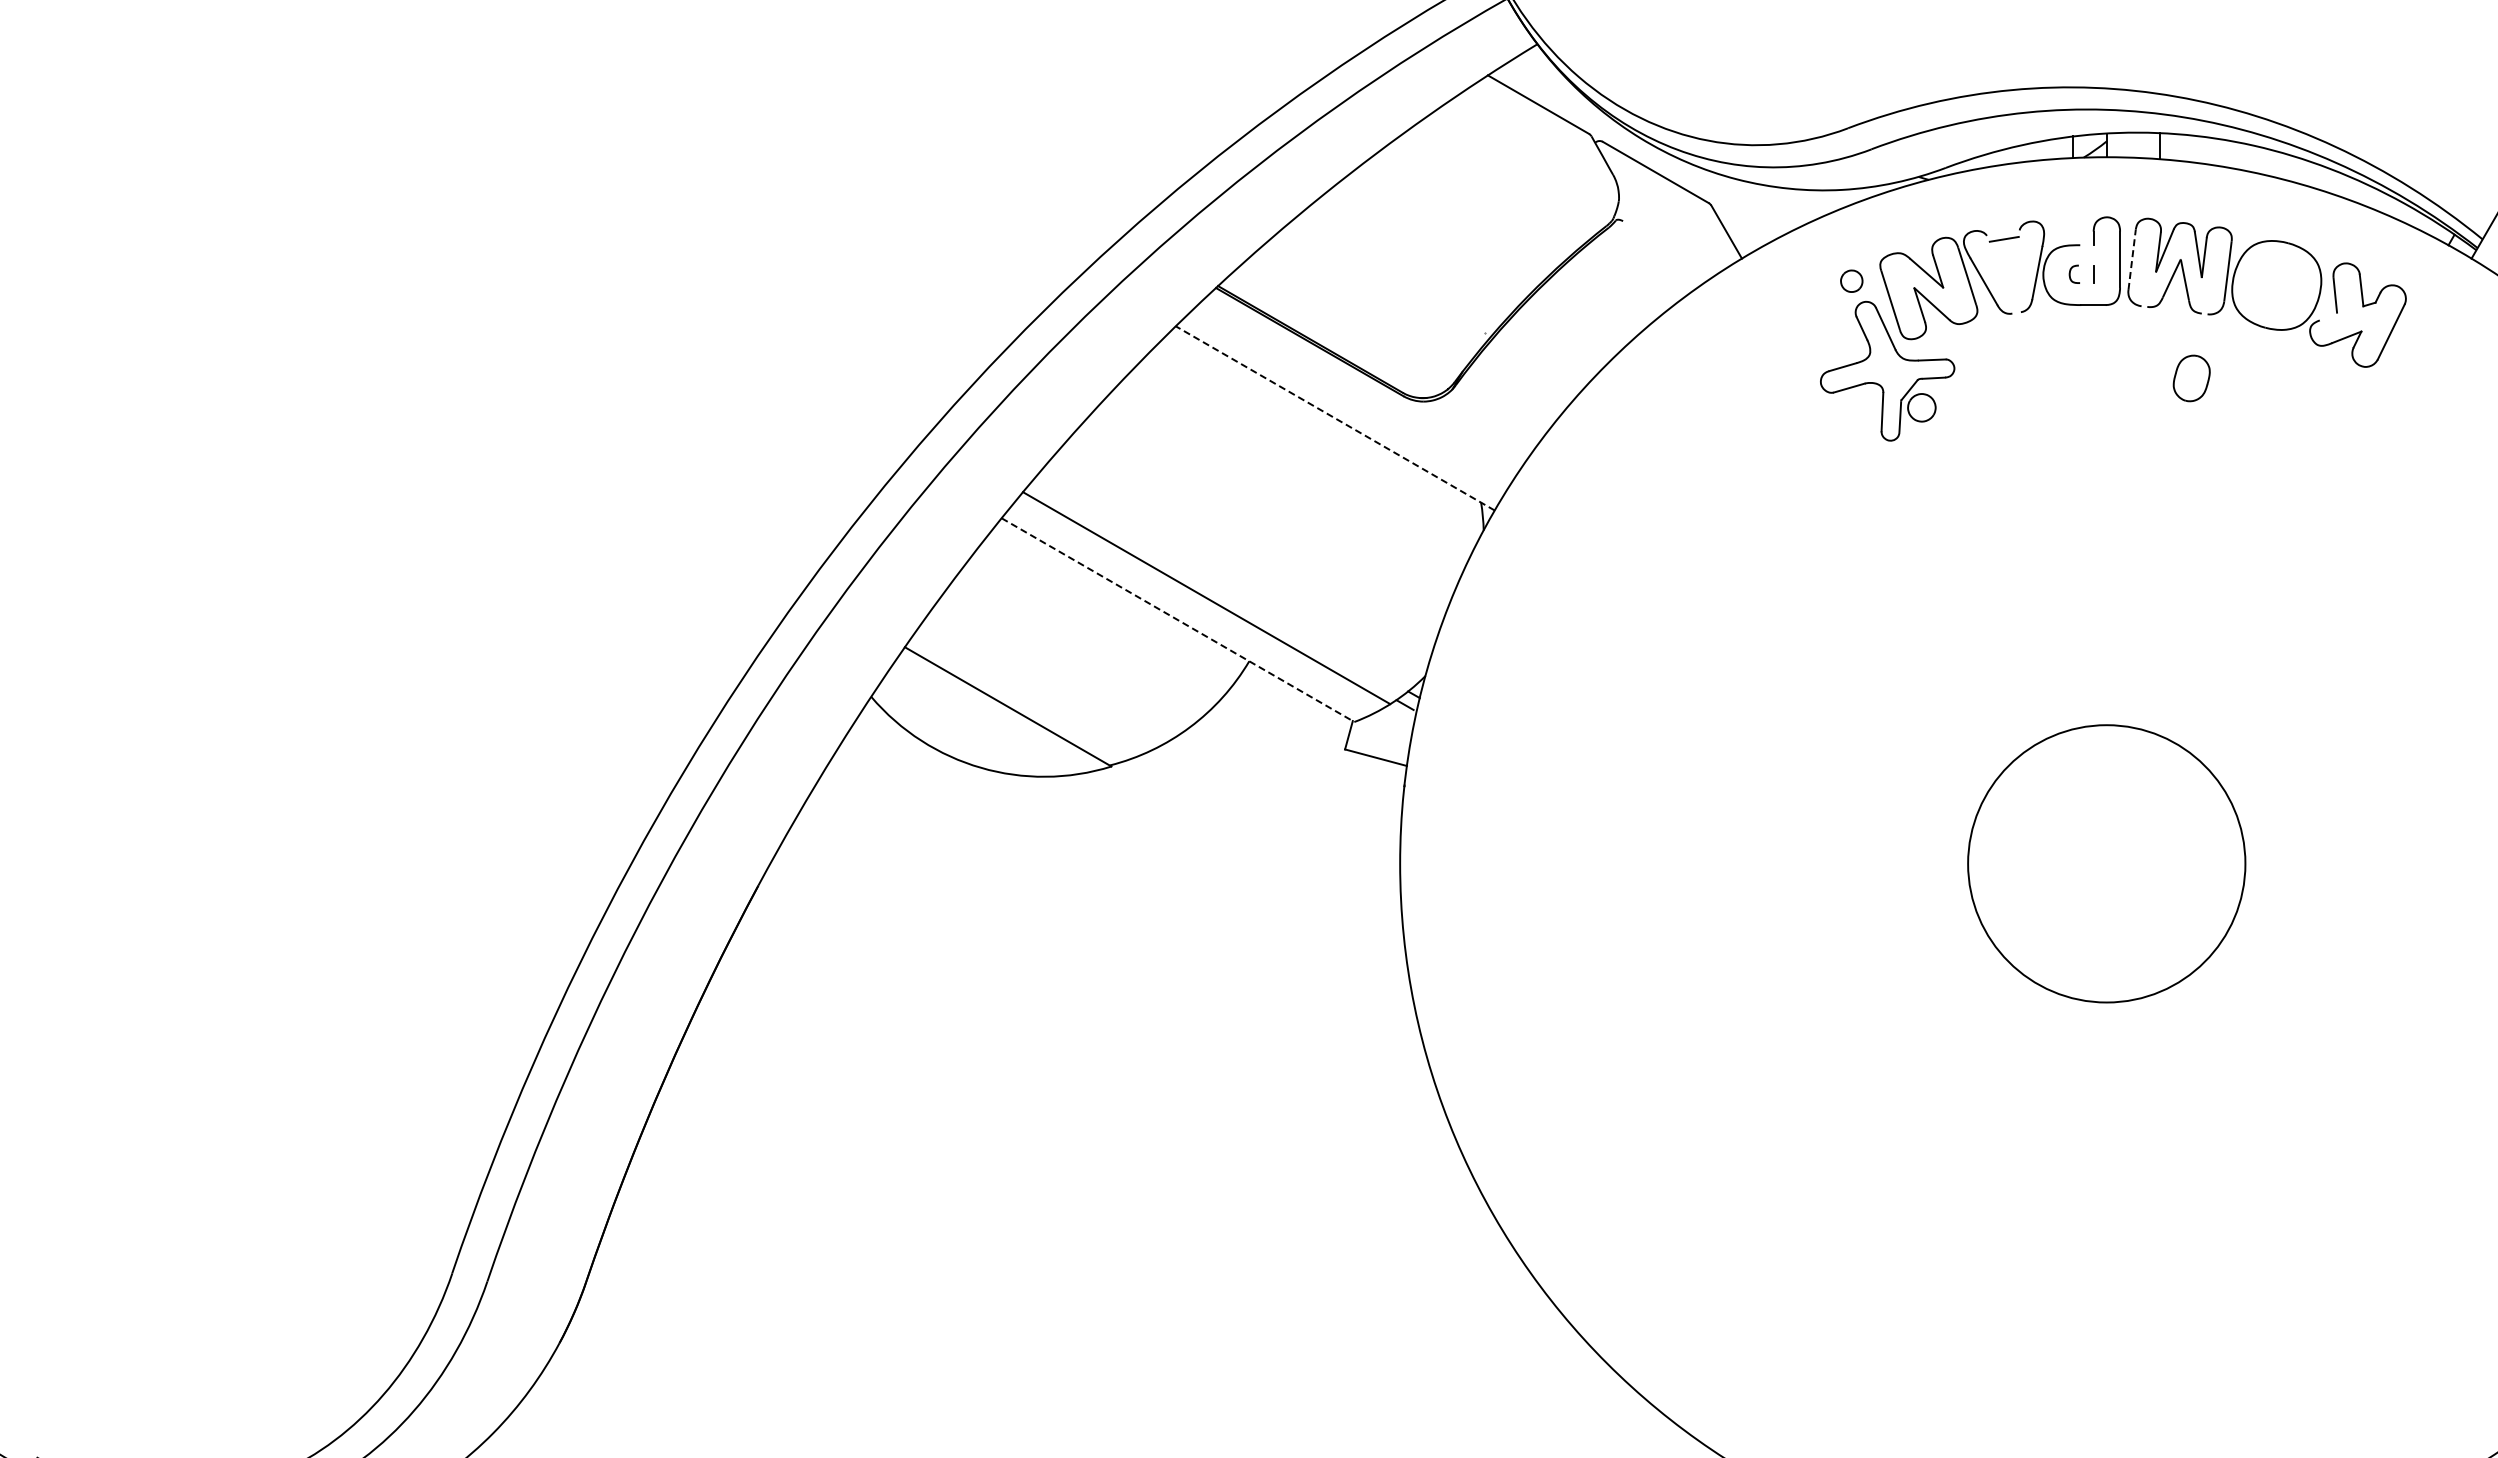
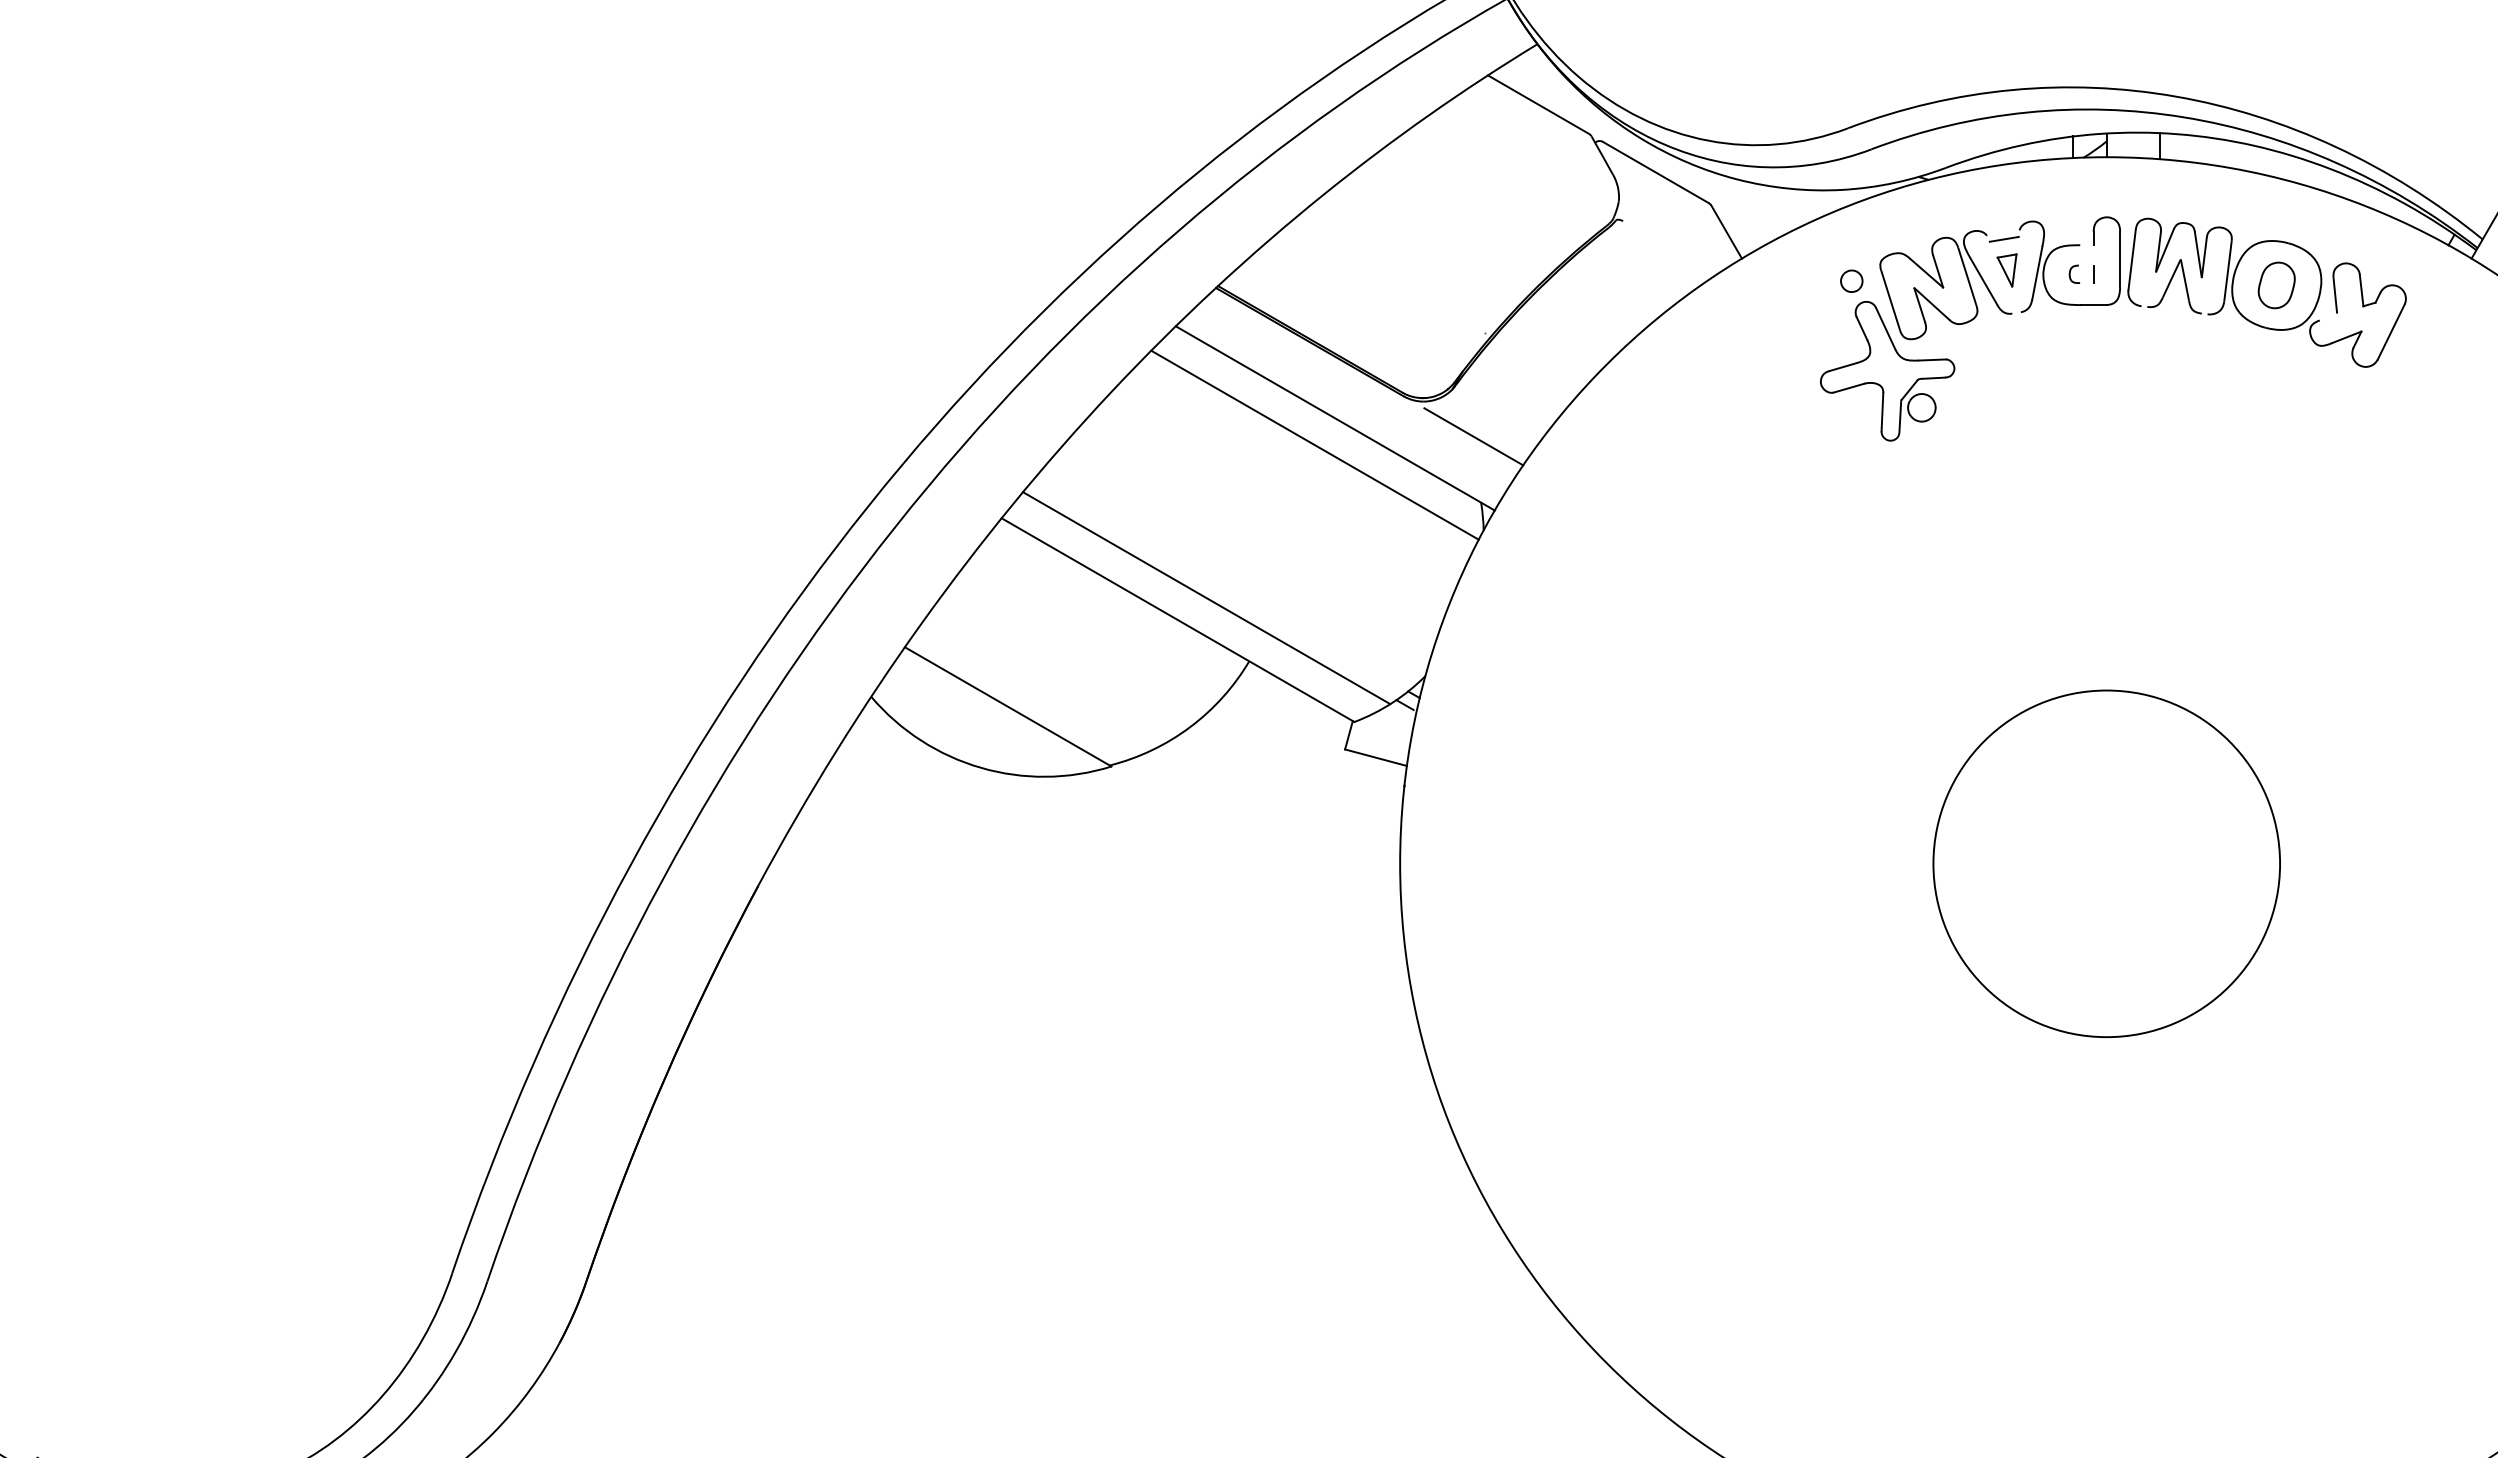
line: dashed -> solid (2132, 259)
part: none -> present (2006, 270)
part position: (2191, 378) -> (2276, 285) (2276, 285)
line: dashed -> solid (1334, 418)
line: none -> present (1473, 436)
line: none -> present (1314, 444)
line: dashed -> solid (1178, 620)
circle diameter: 277 px -> 347 px (2106, 863)
